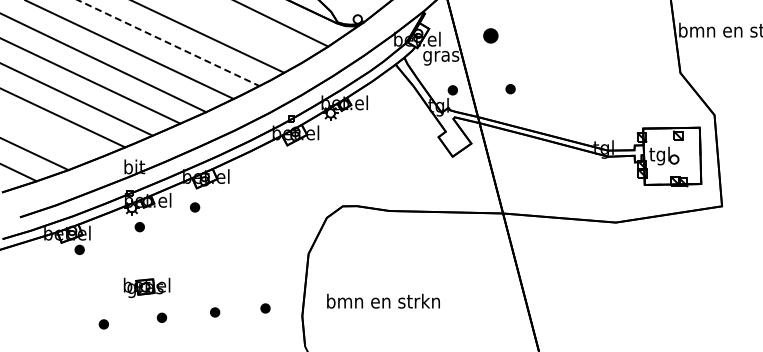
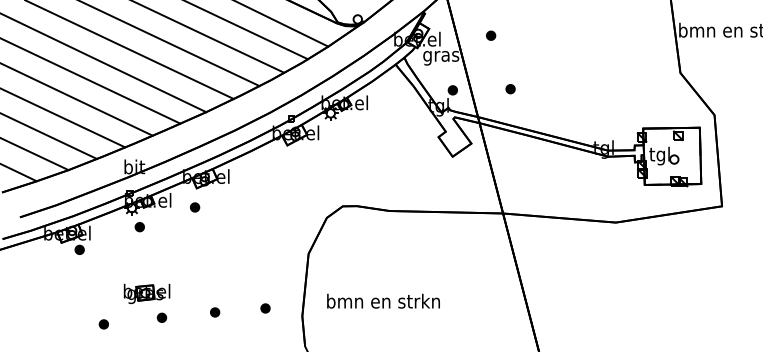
line: none -> present (247, 30)
part size: 16x16 px -> 11x11 px (491, 35)
line: dashed -> solid (169, 43)
line: none -> present (49, 136)
part position: (146, 287) -> (146, 293) (146, 293)
